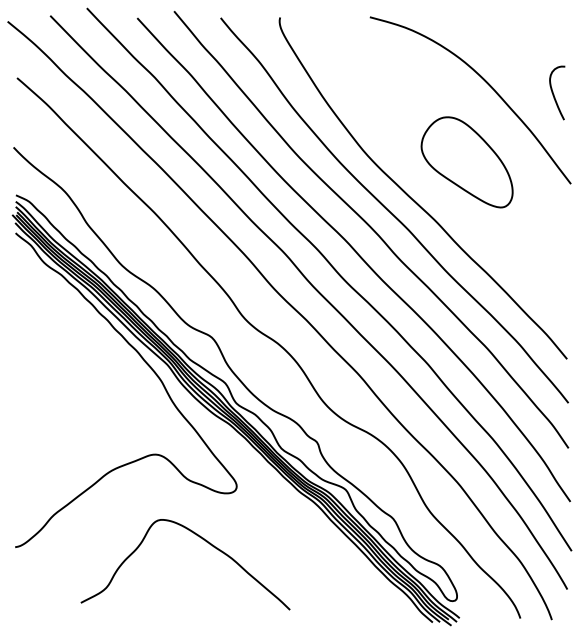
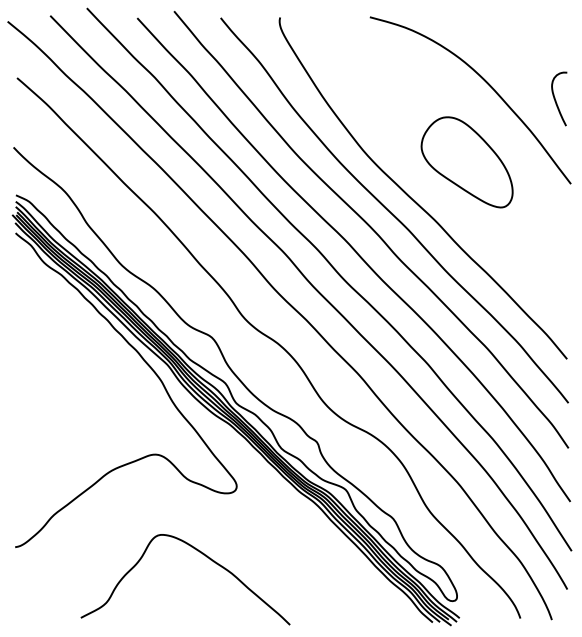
curve position: (554, 94) -> (556, 100) (556, 100)
curve position: (203, 540) -> (203, 555) (203, 555)
